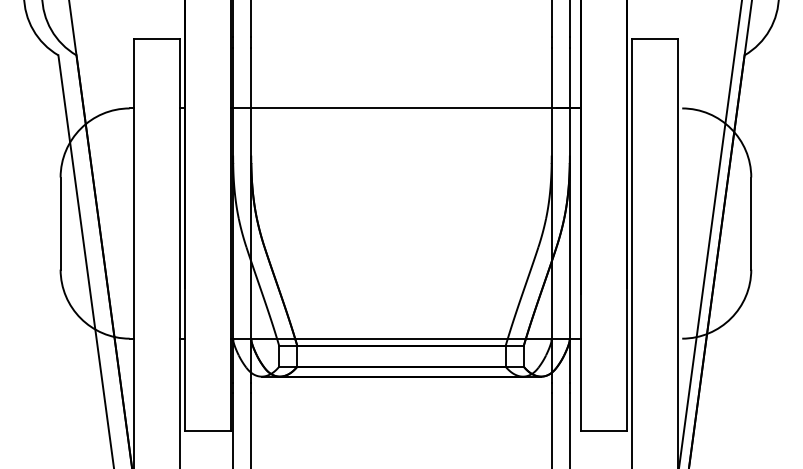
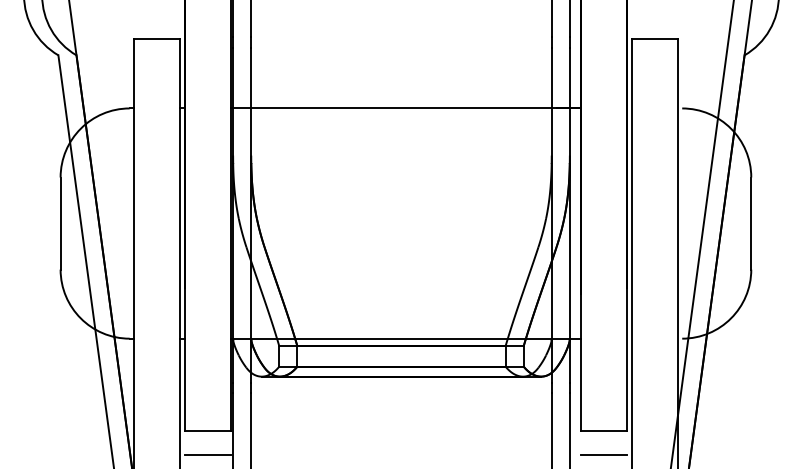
line position: (710, 233) -> (702, 233) (702, 233)
line: none -> present (207, 454)
line: none -> present (603, 454)
